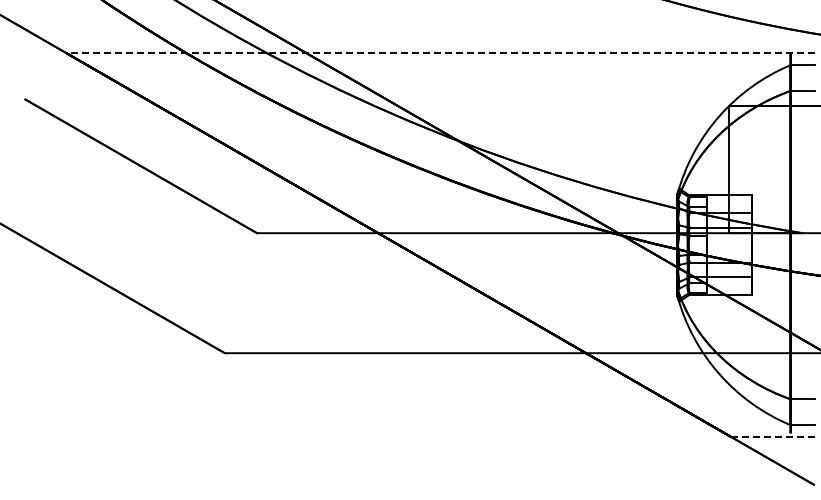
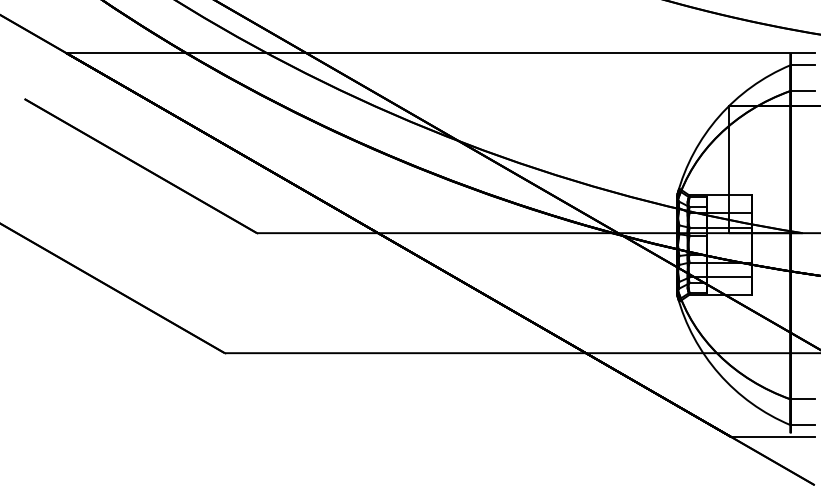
line: dashed -> solid (440, 53)
line: dashed -> solid (773, 437)
